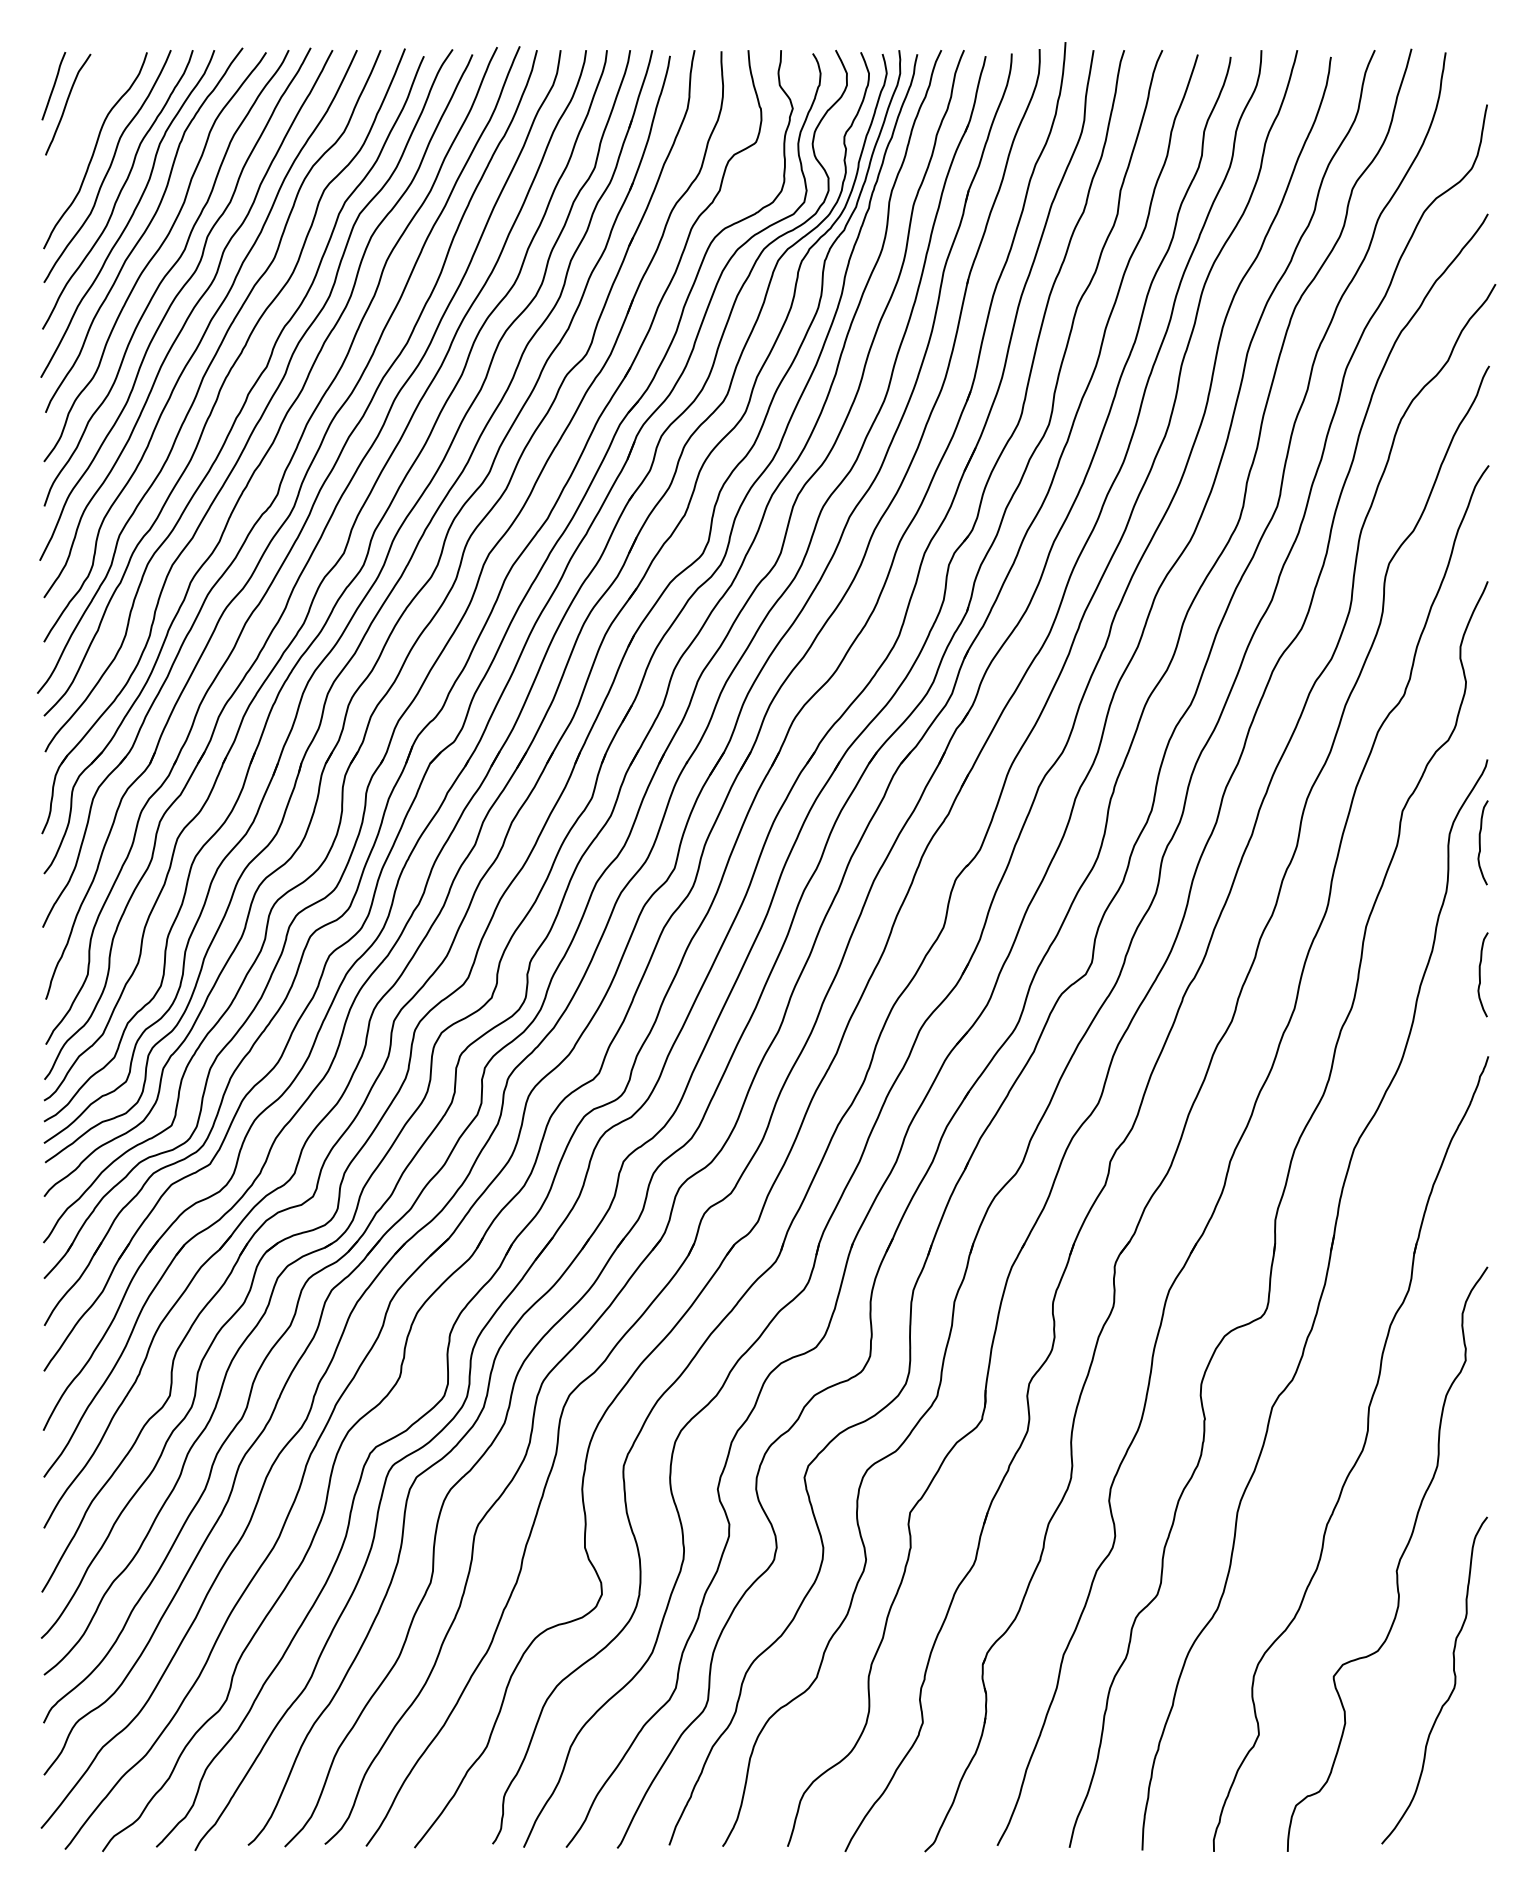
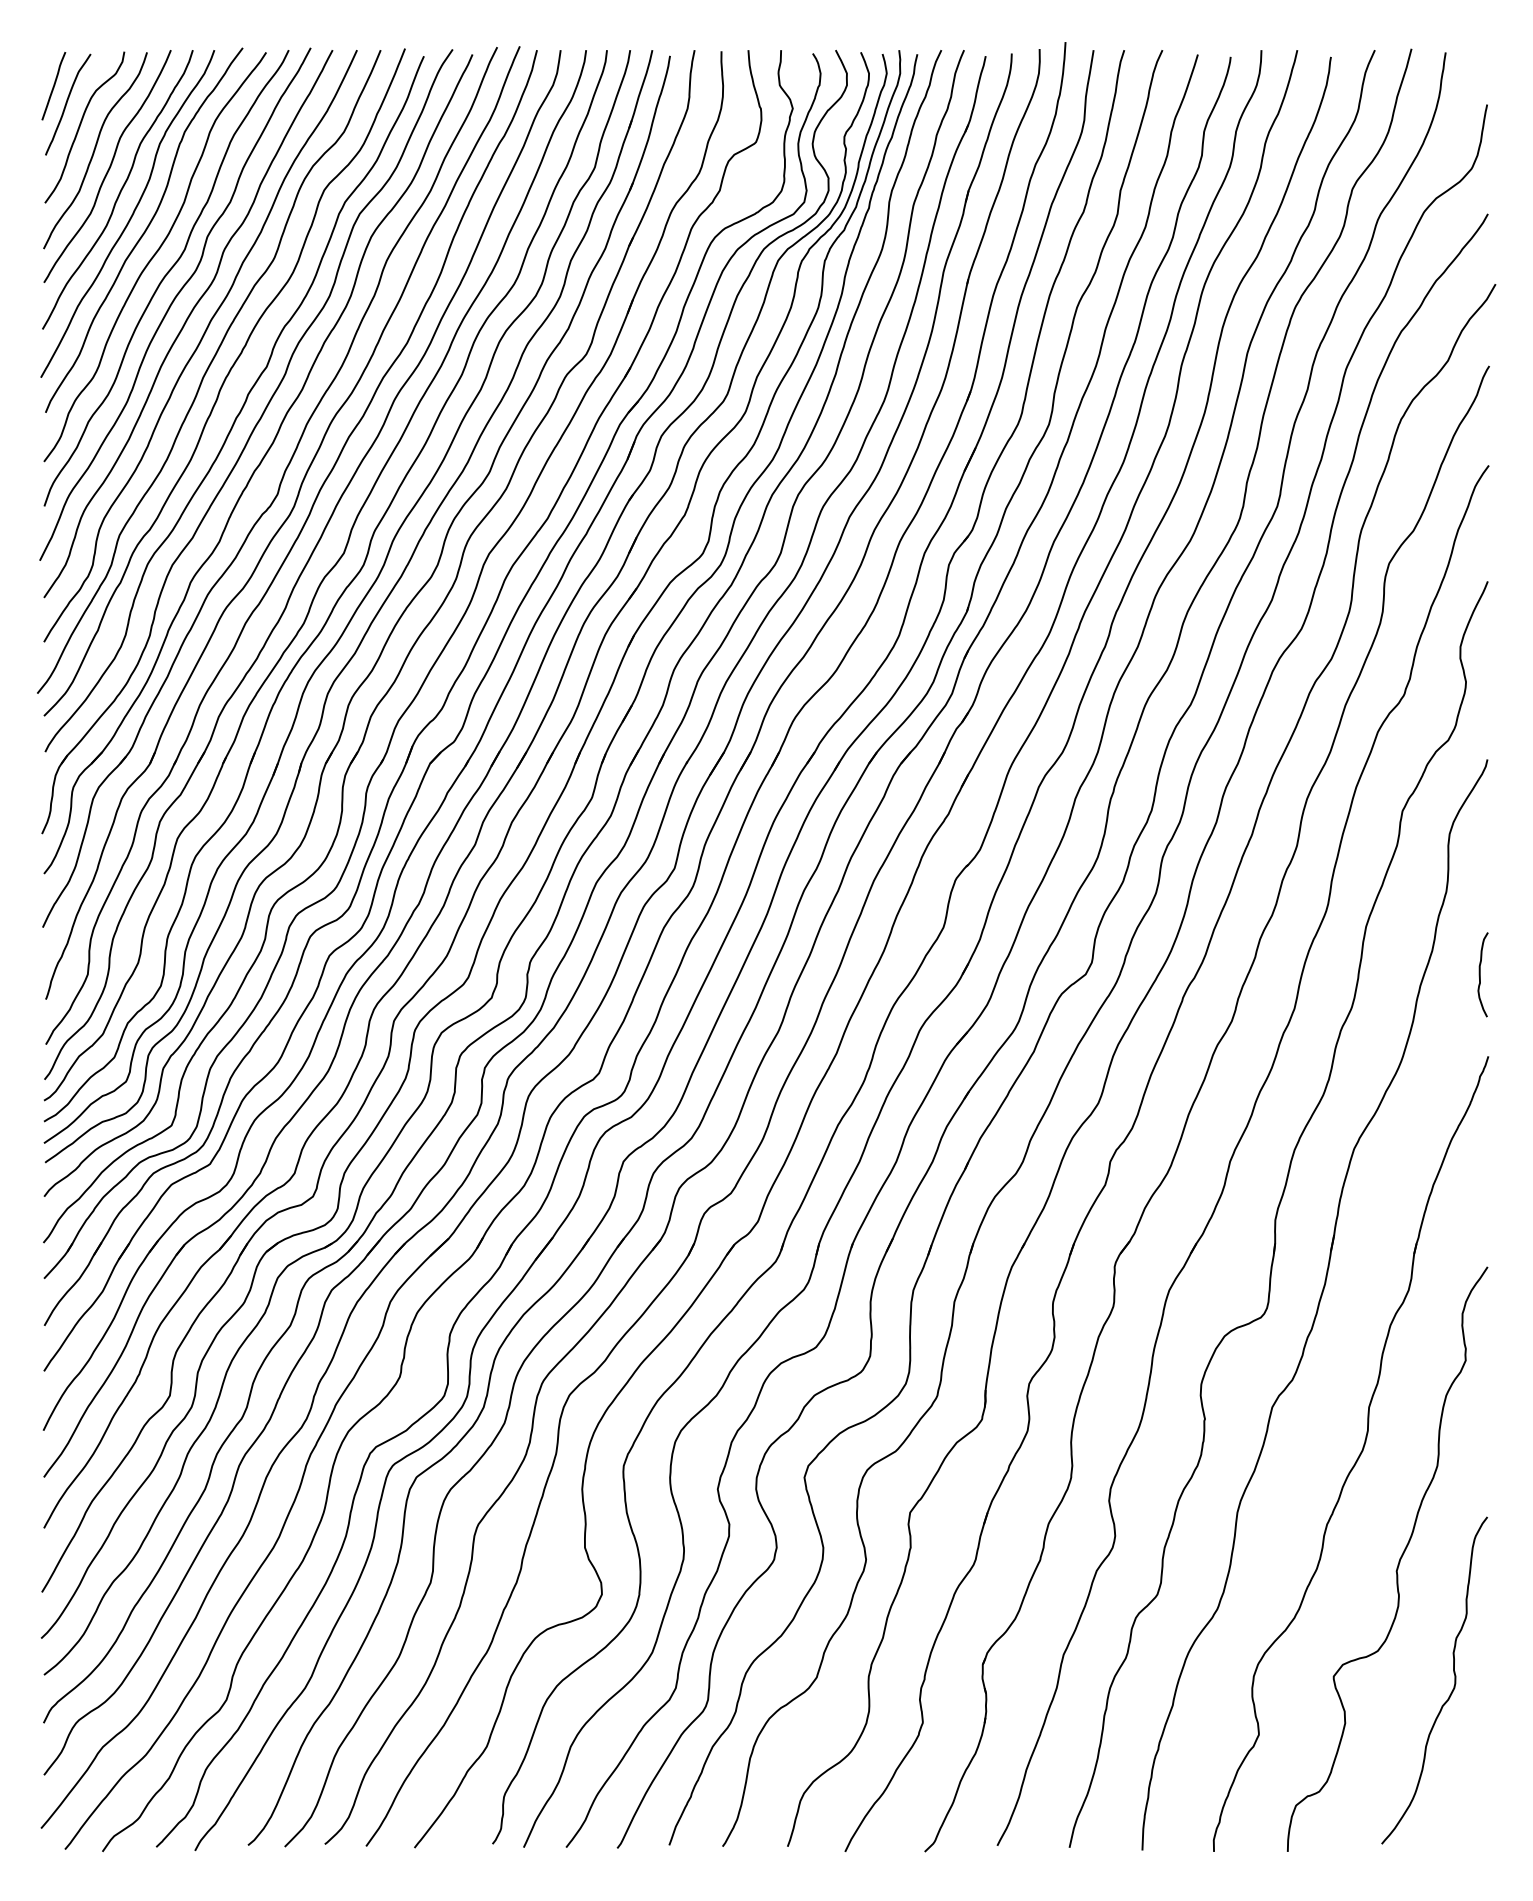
curve: none -> present (80, 127)
curve: present -> none (1480, 842)
